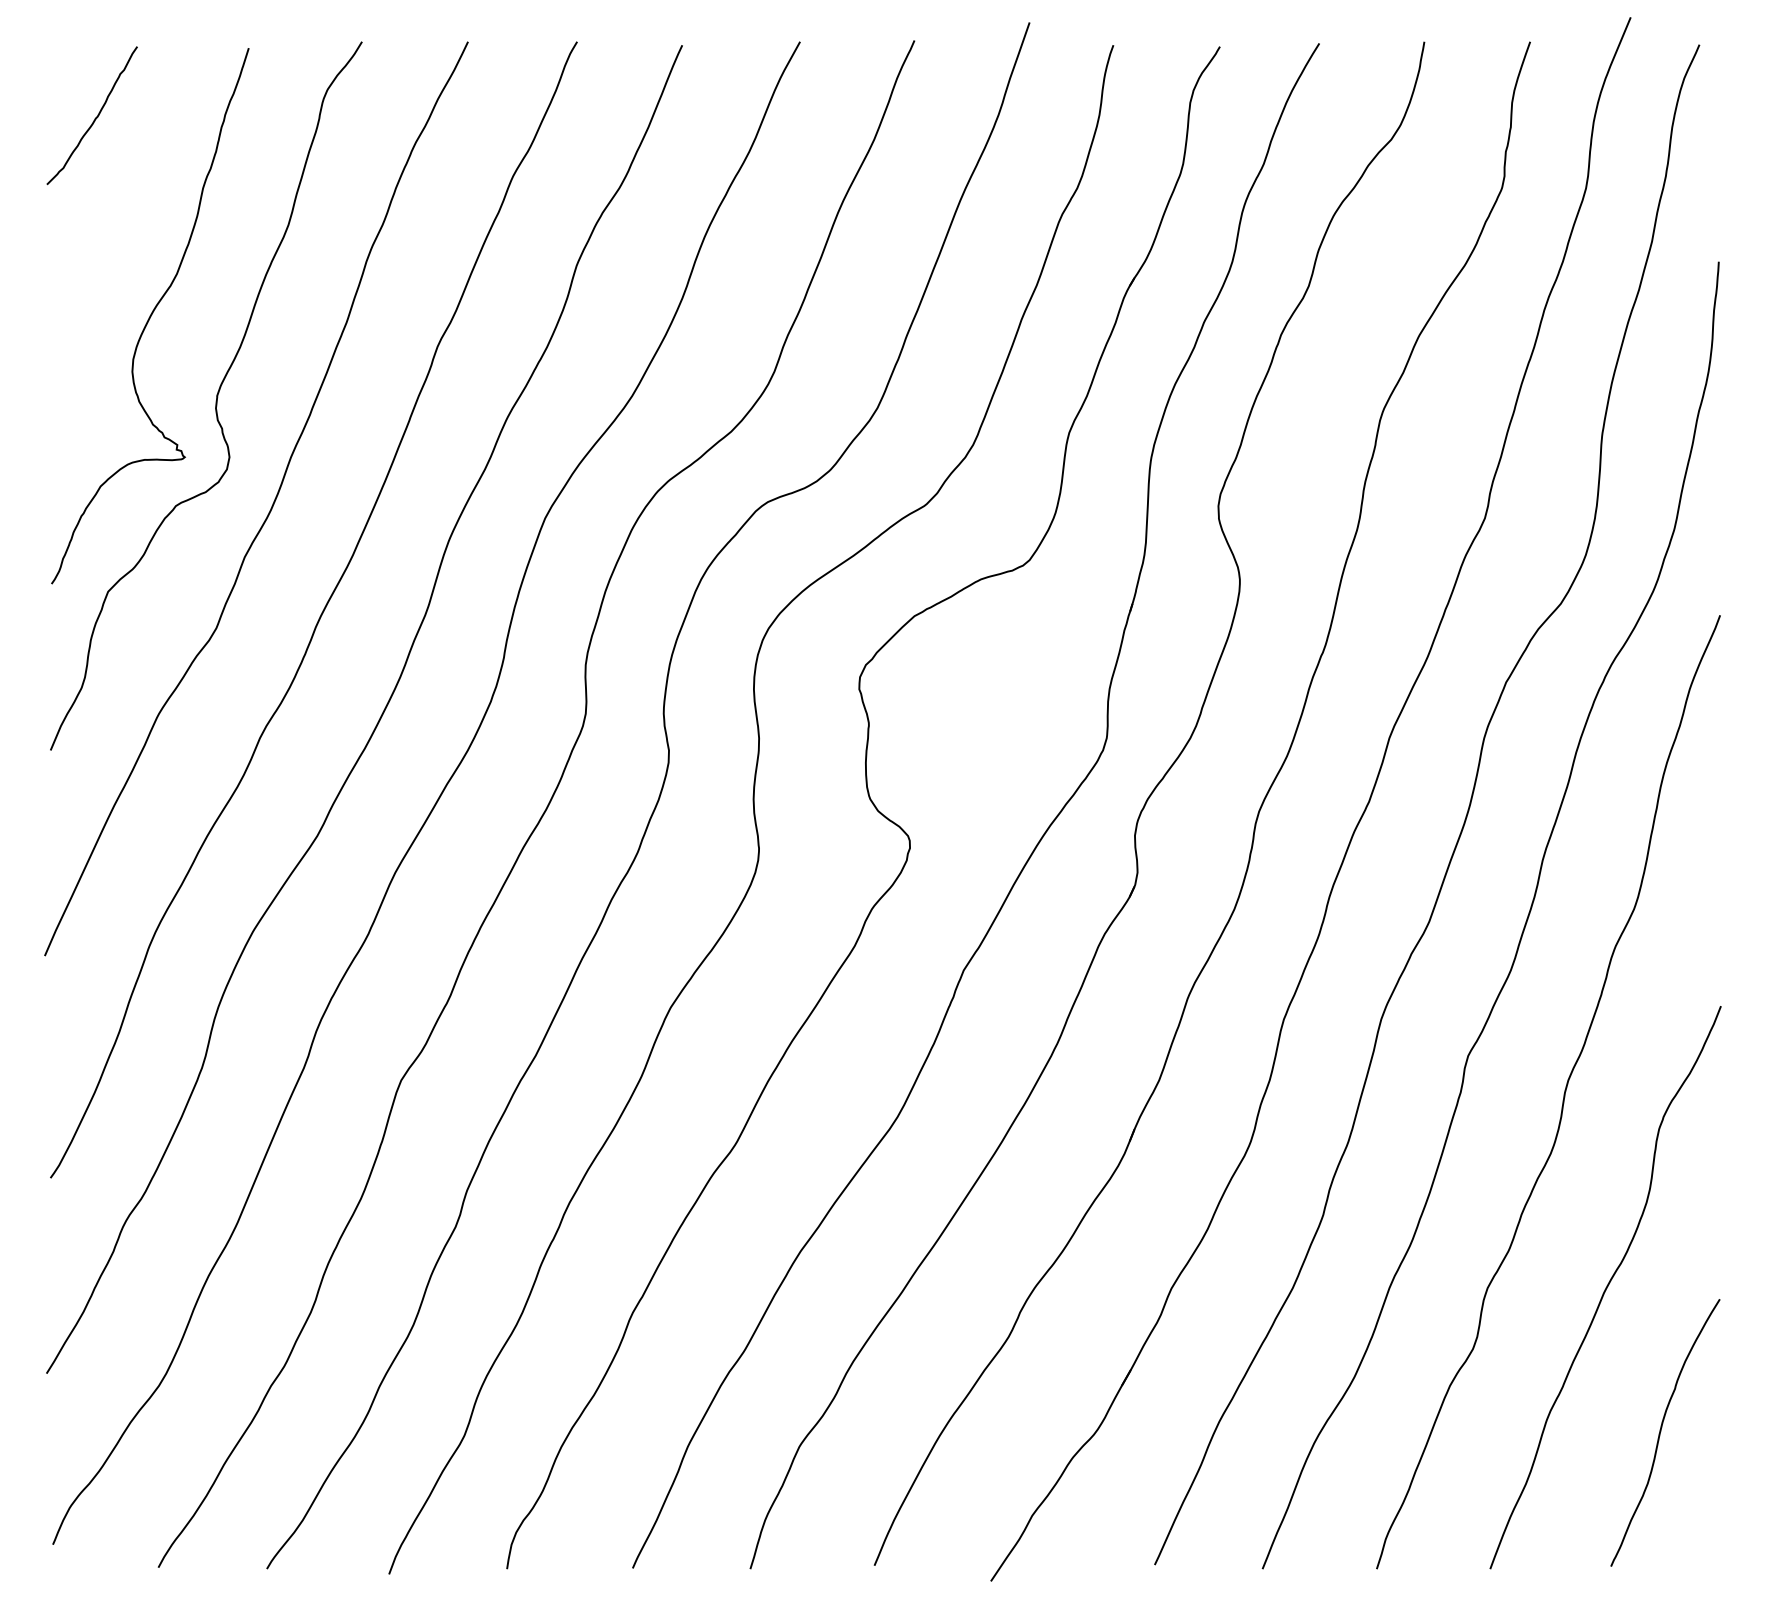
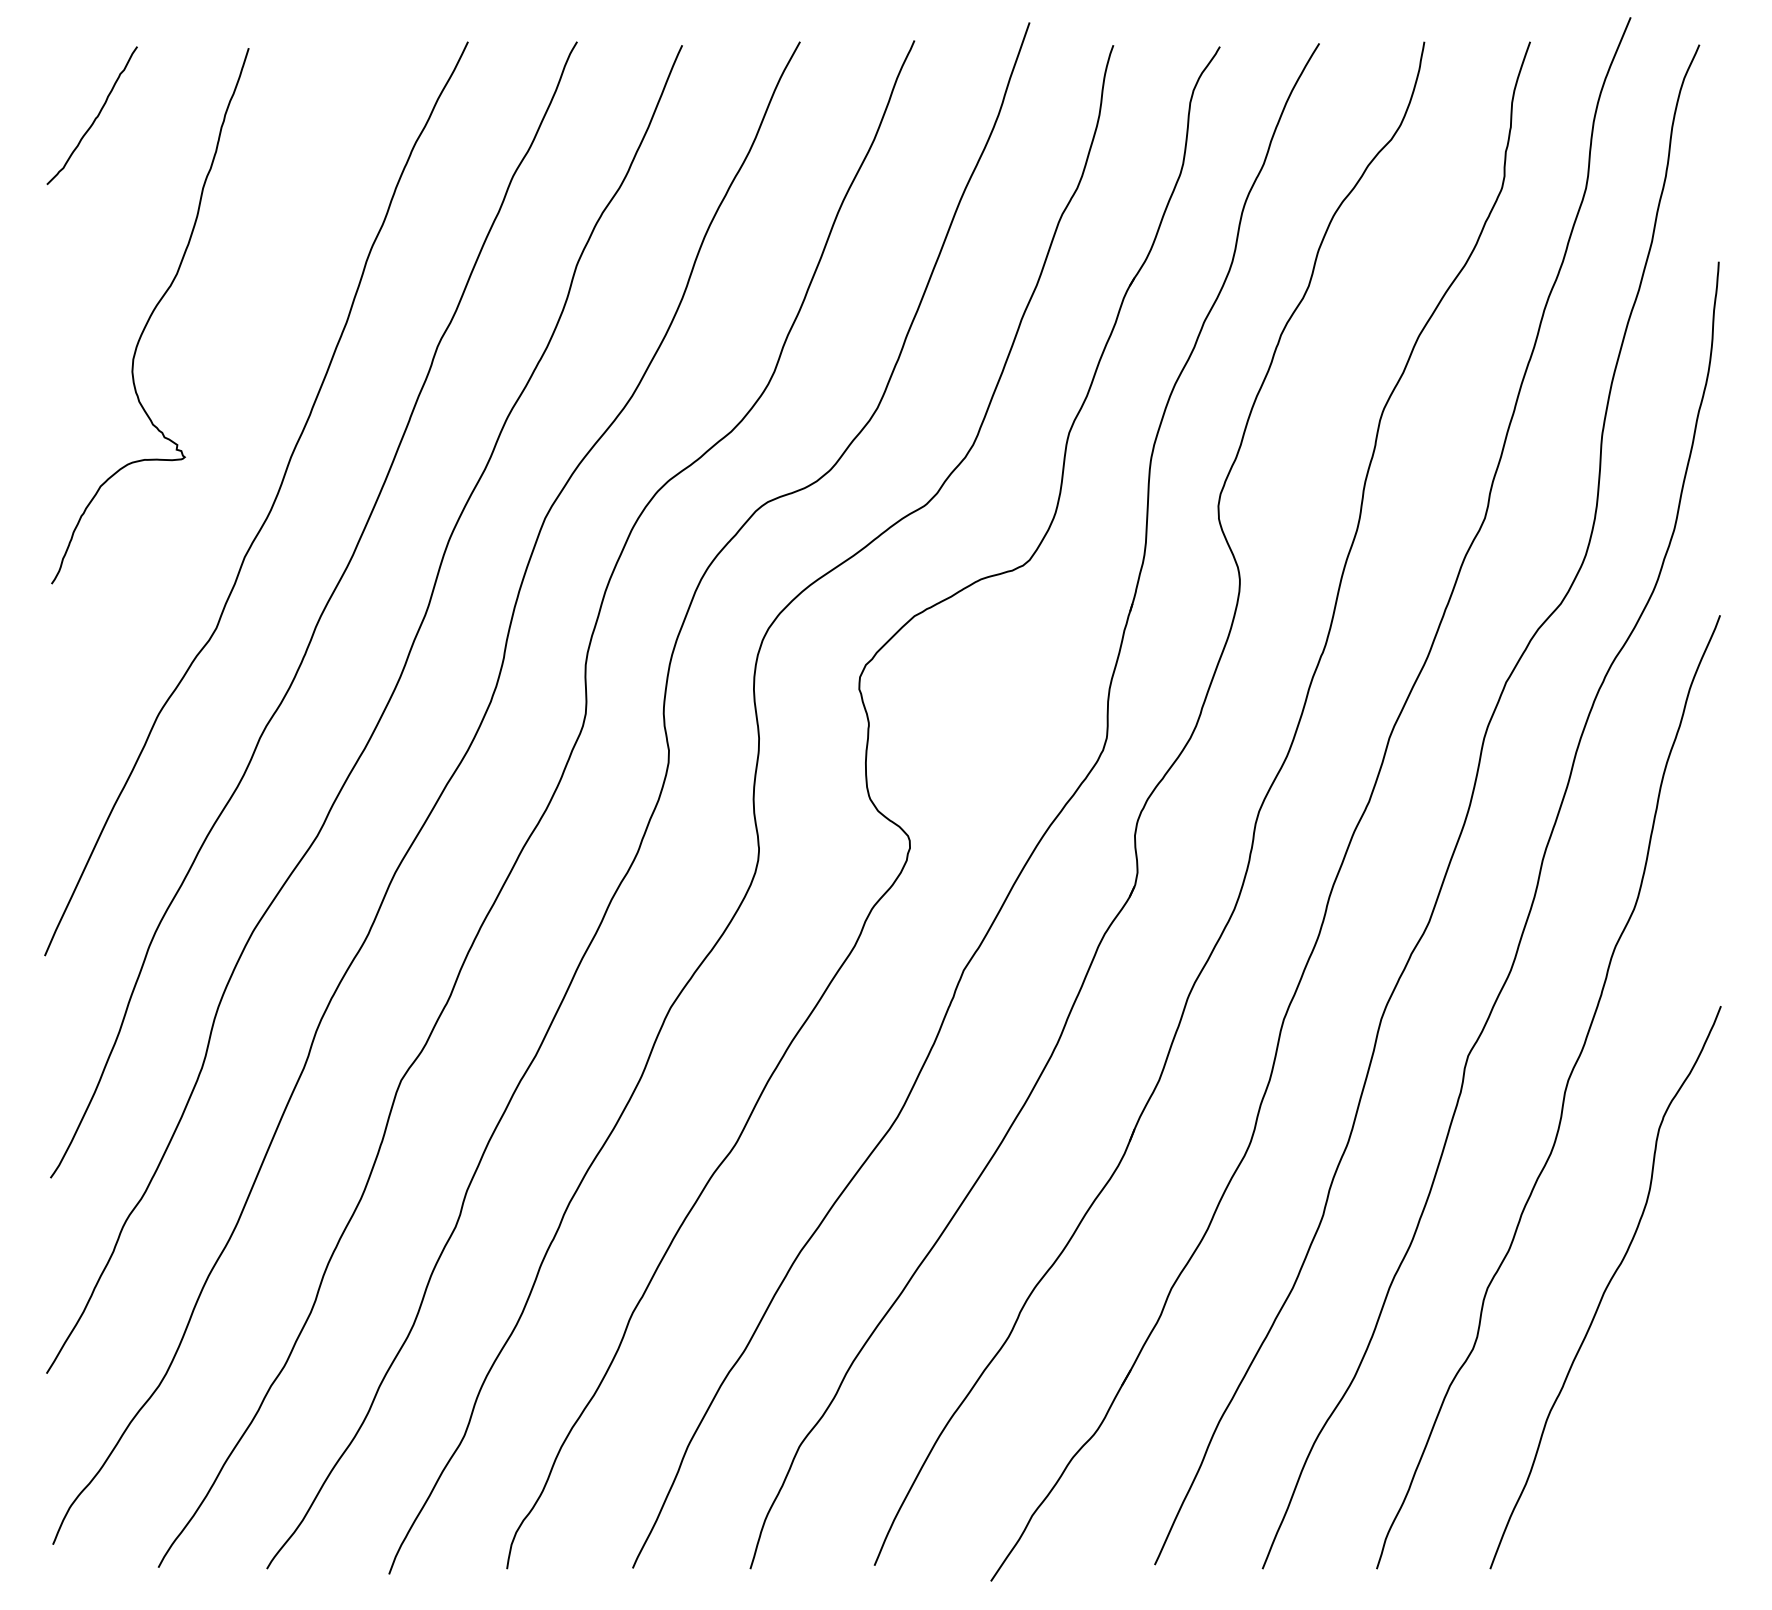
curve: present -> none (216, 395)
curve: present -> none (1661, 1431)
